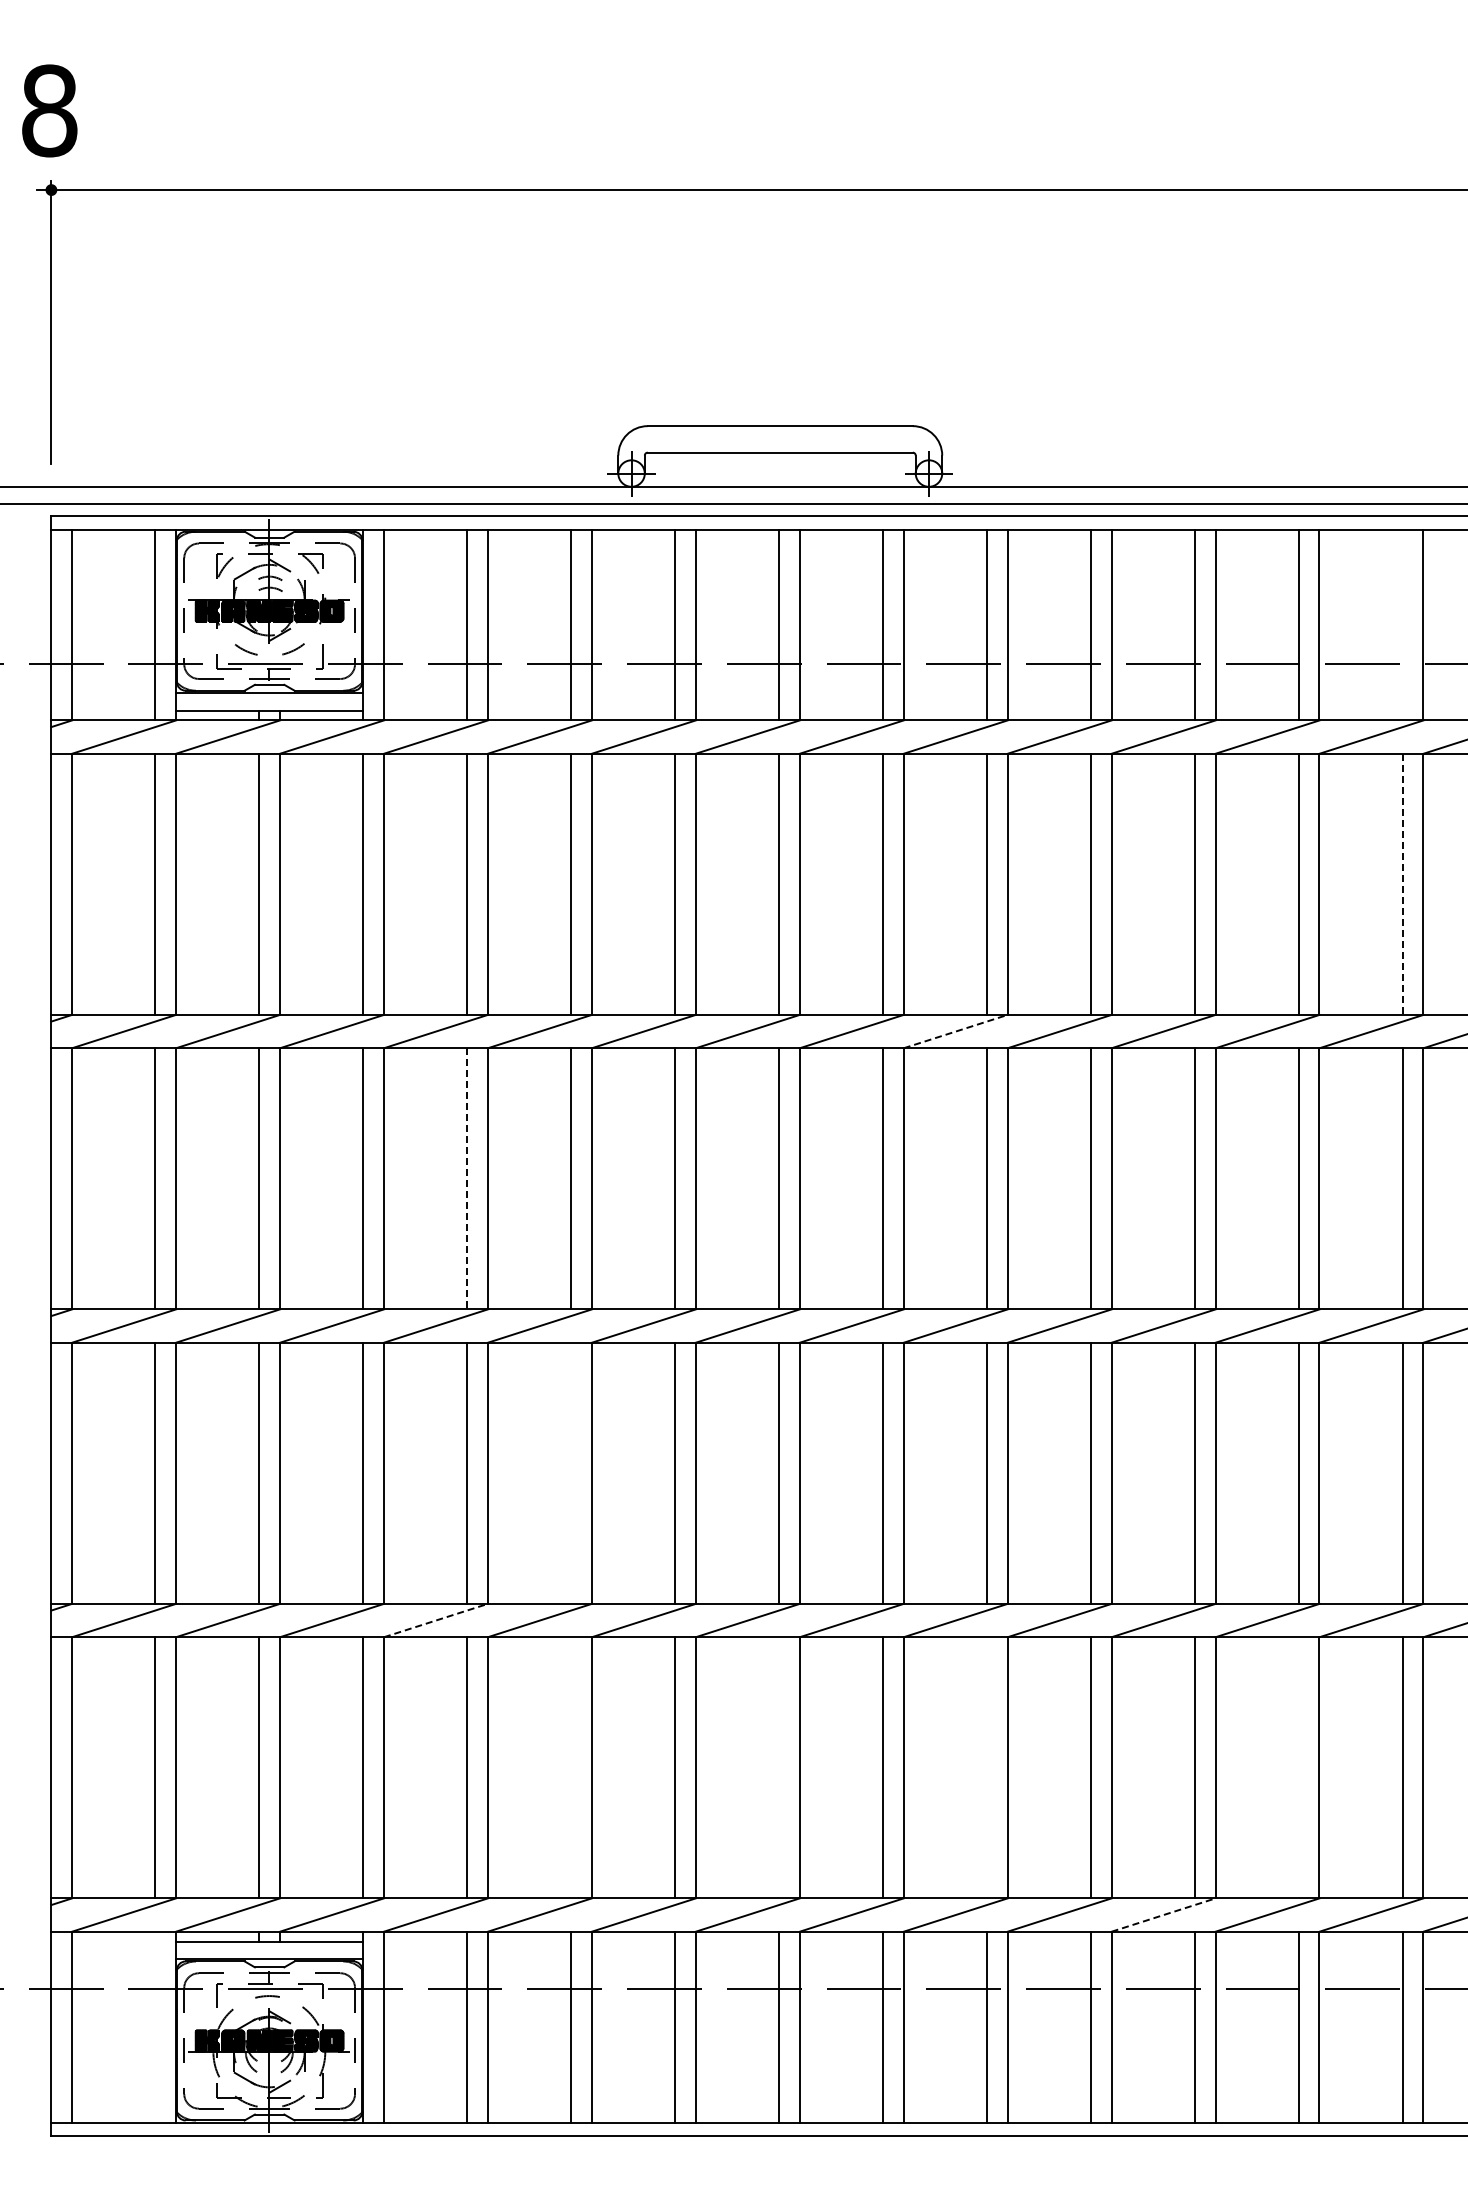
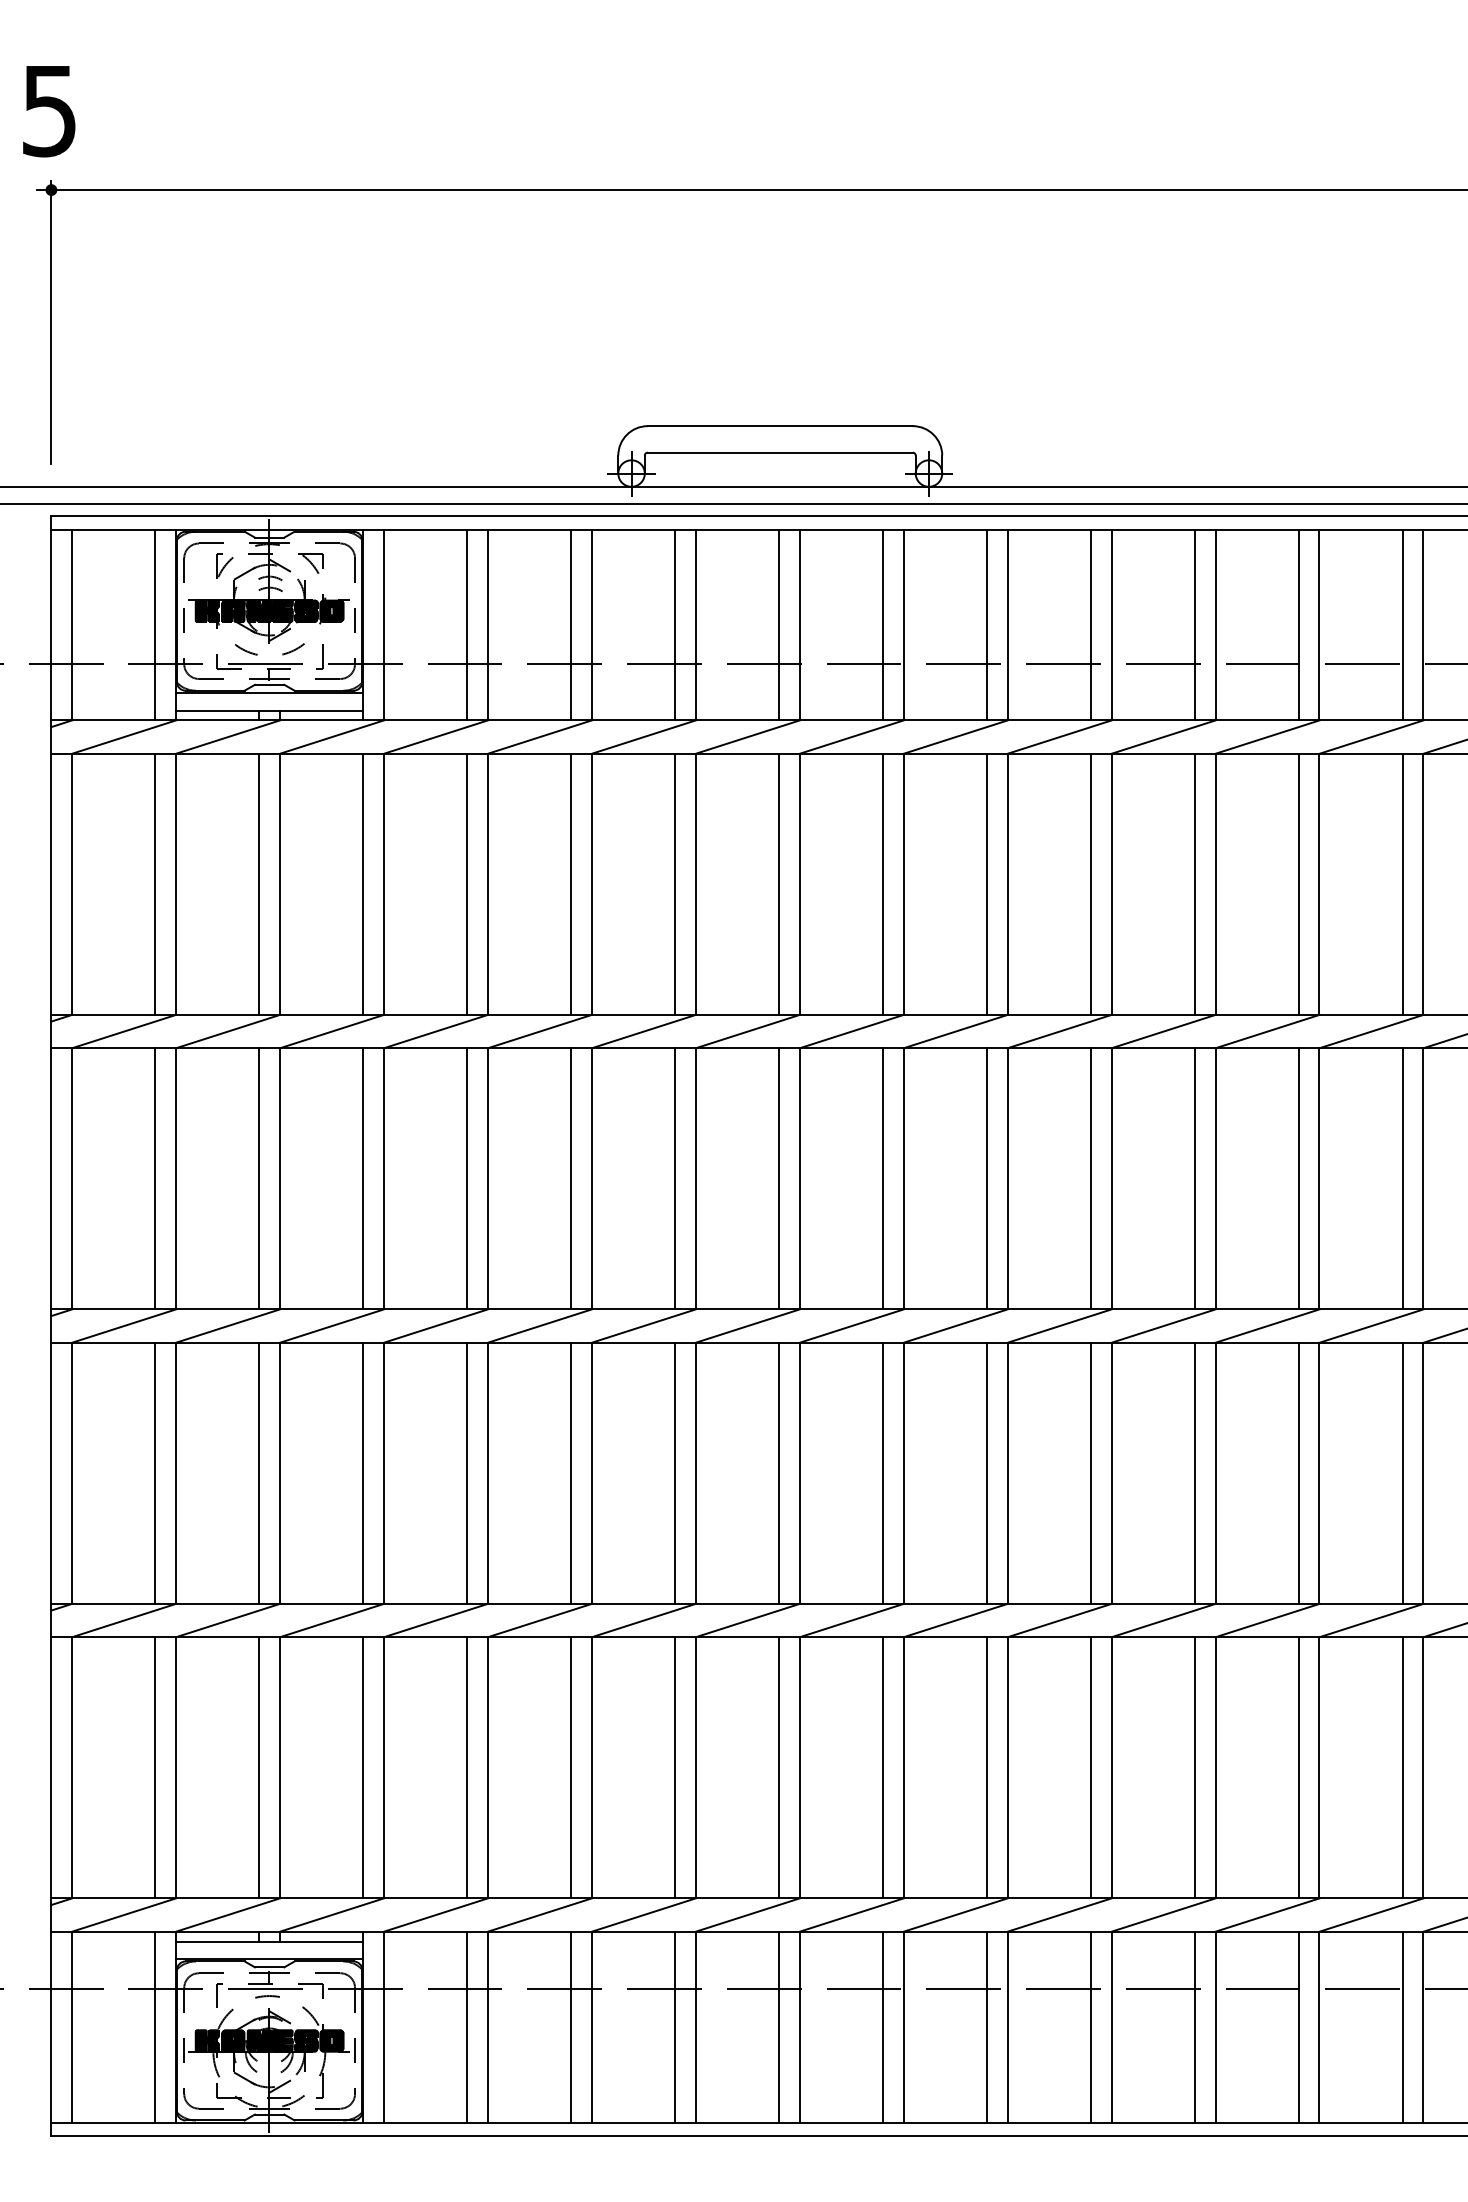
text: 8 -> 5 (49, 110)
line: none -> present (1402, 624)
line: dashed -> solid (1402, 884)
line: dashed -> solid (955, 1031)
line: dashed -> solid (467, 1178)
line: none -> present (571, 1472)
line: dashed -> solid (435, 1620)
line: none -> present (571, 1767)
line: none -> present (779, 1767)
line: none -> present (987, 1767)
line: none -> present (1298, 1767)
line: dashed -> solid (1163, 1915)
line: none -> present (155, 2026)
